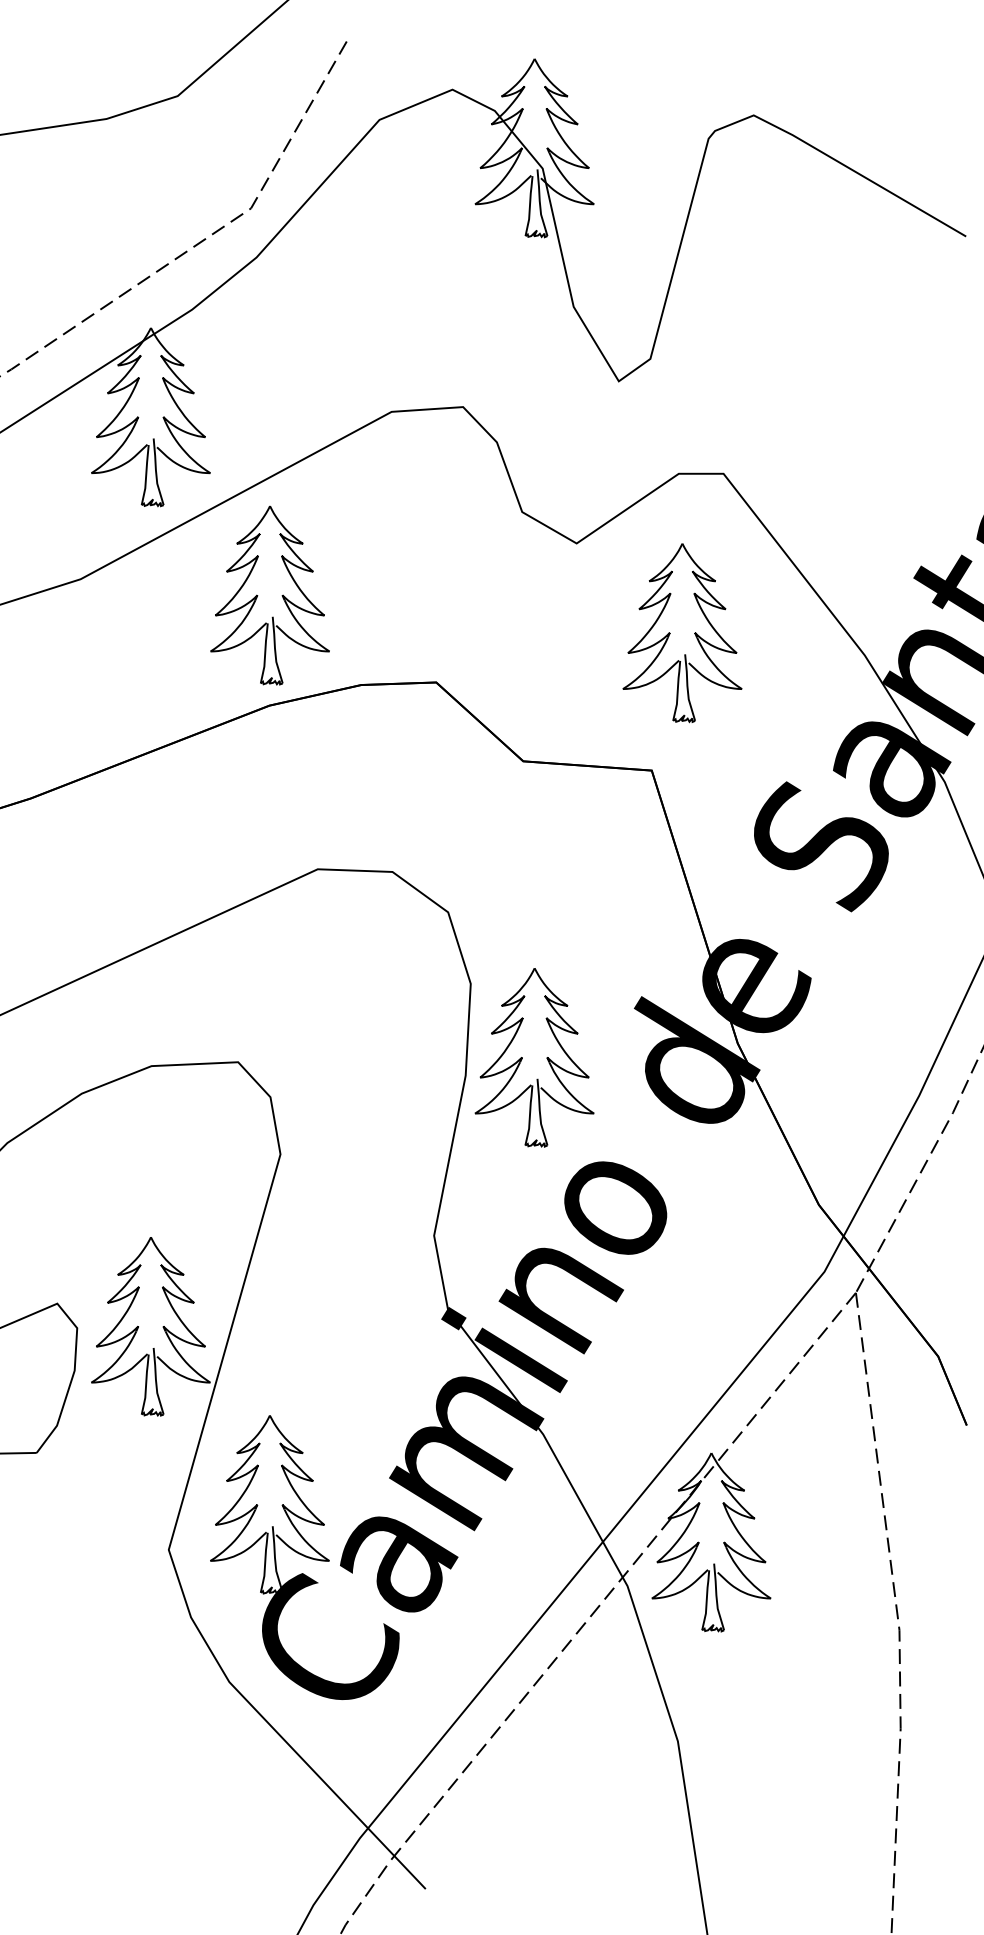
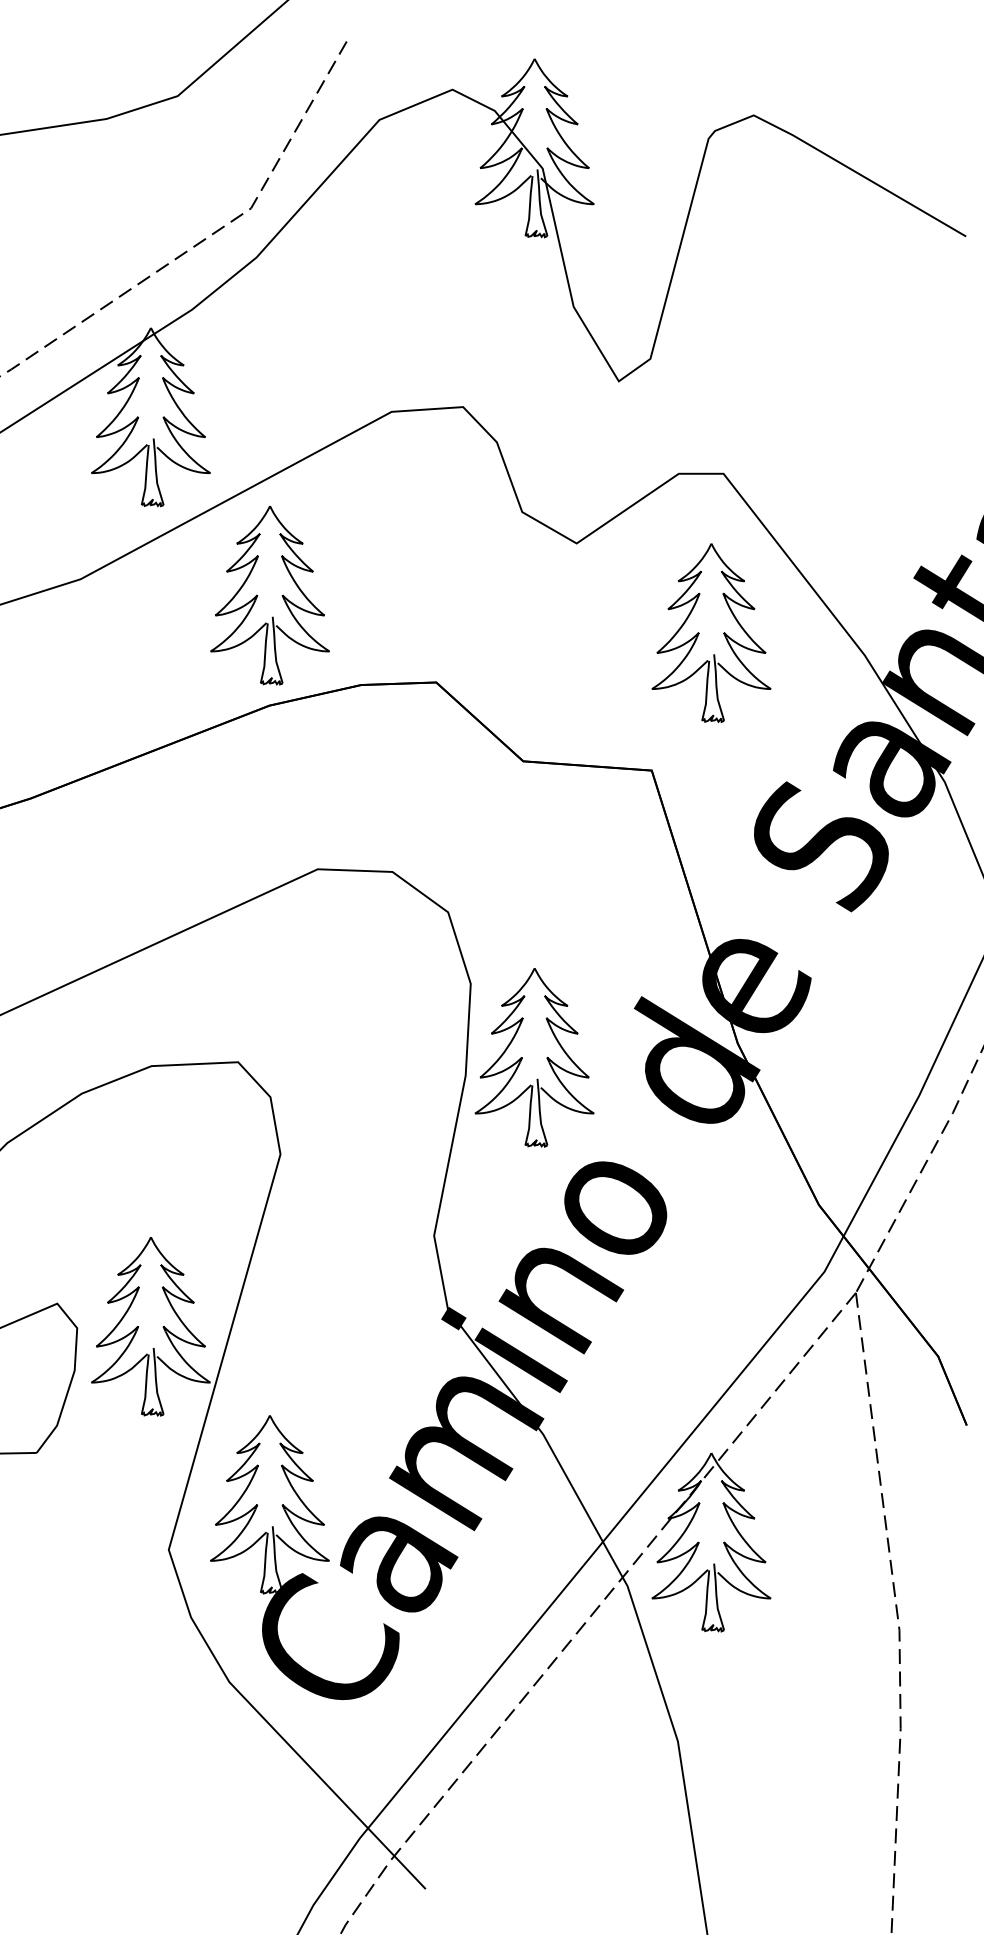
part position: (682, 633) -> (711, 633) (711, 633)
